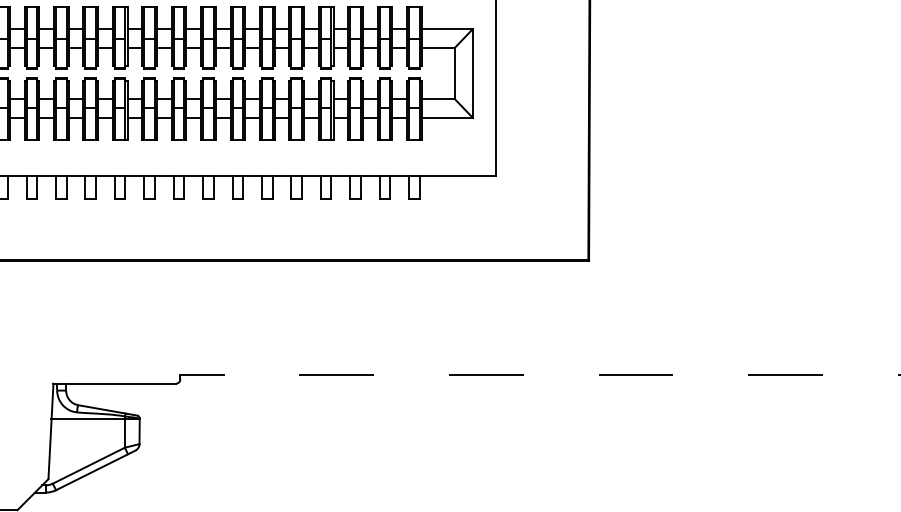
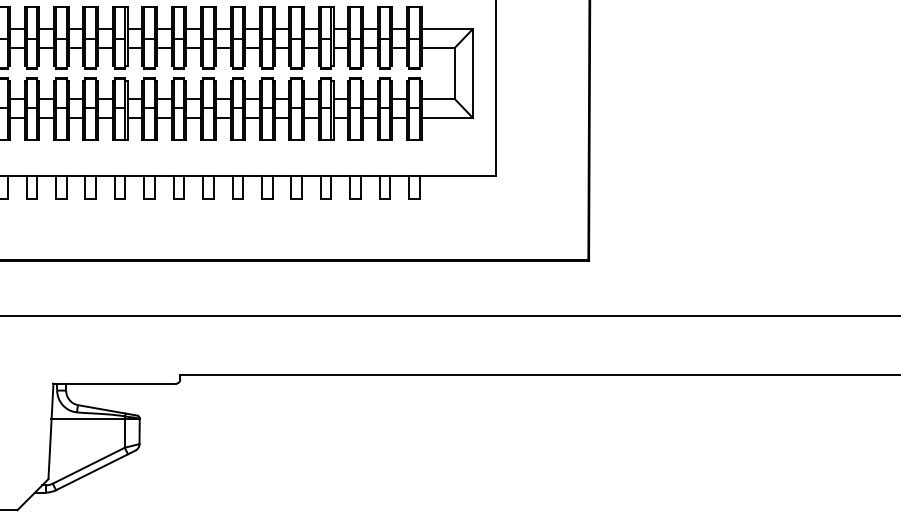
line: none -> present (449, 315)
line: dashed -> solid (540, 374)
